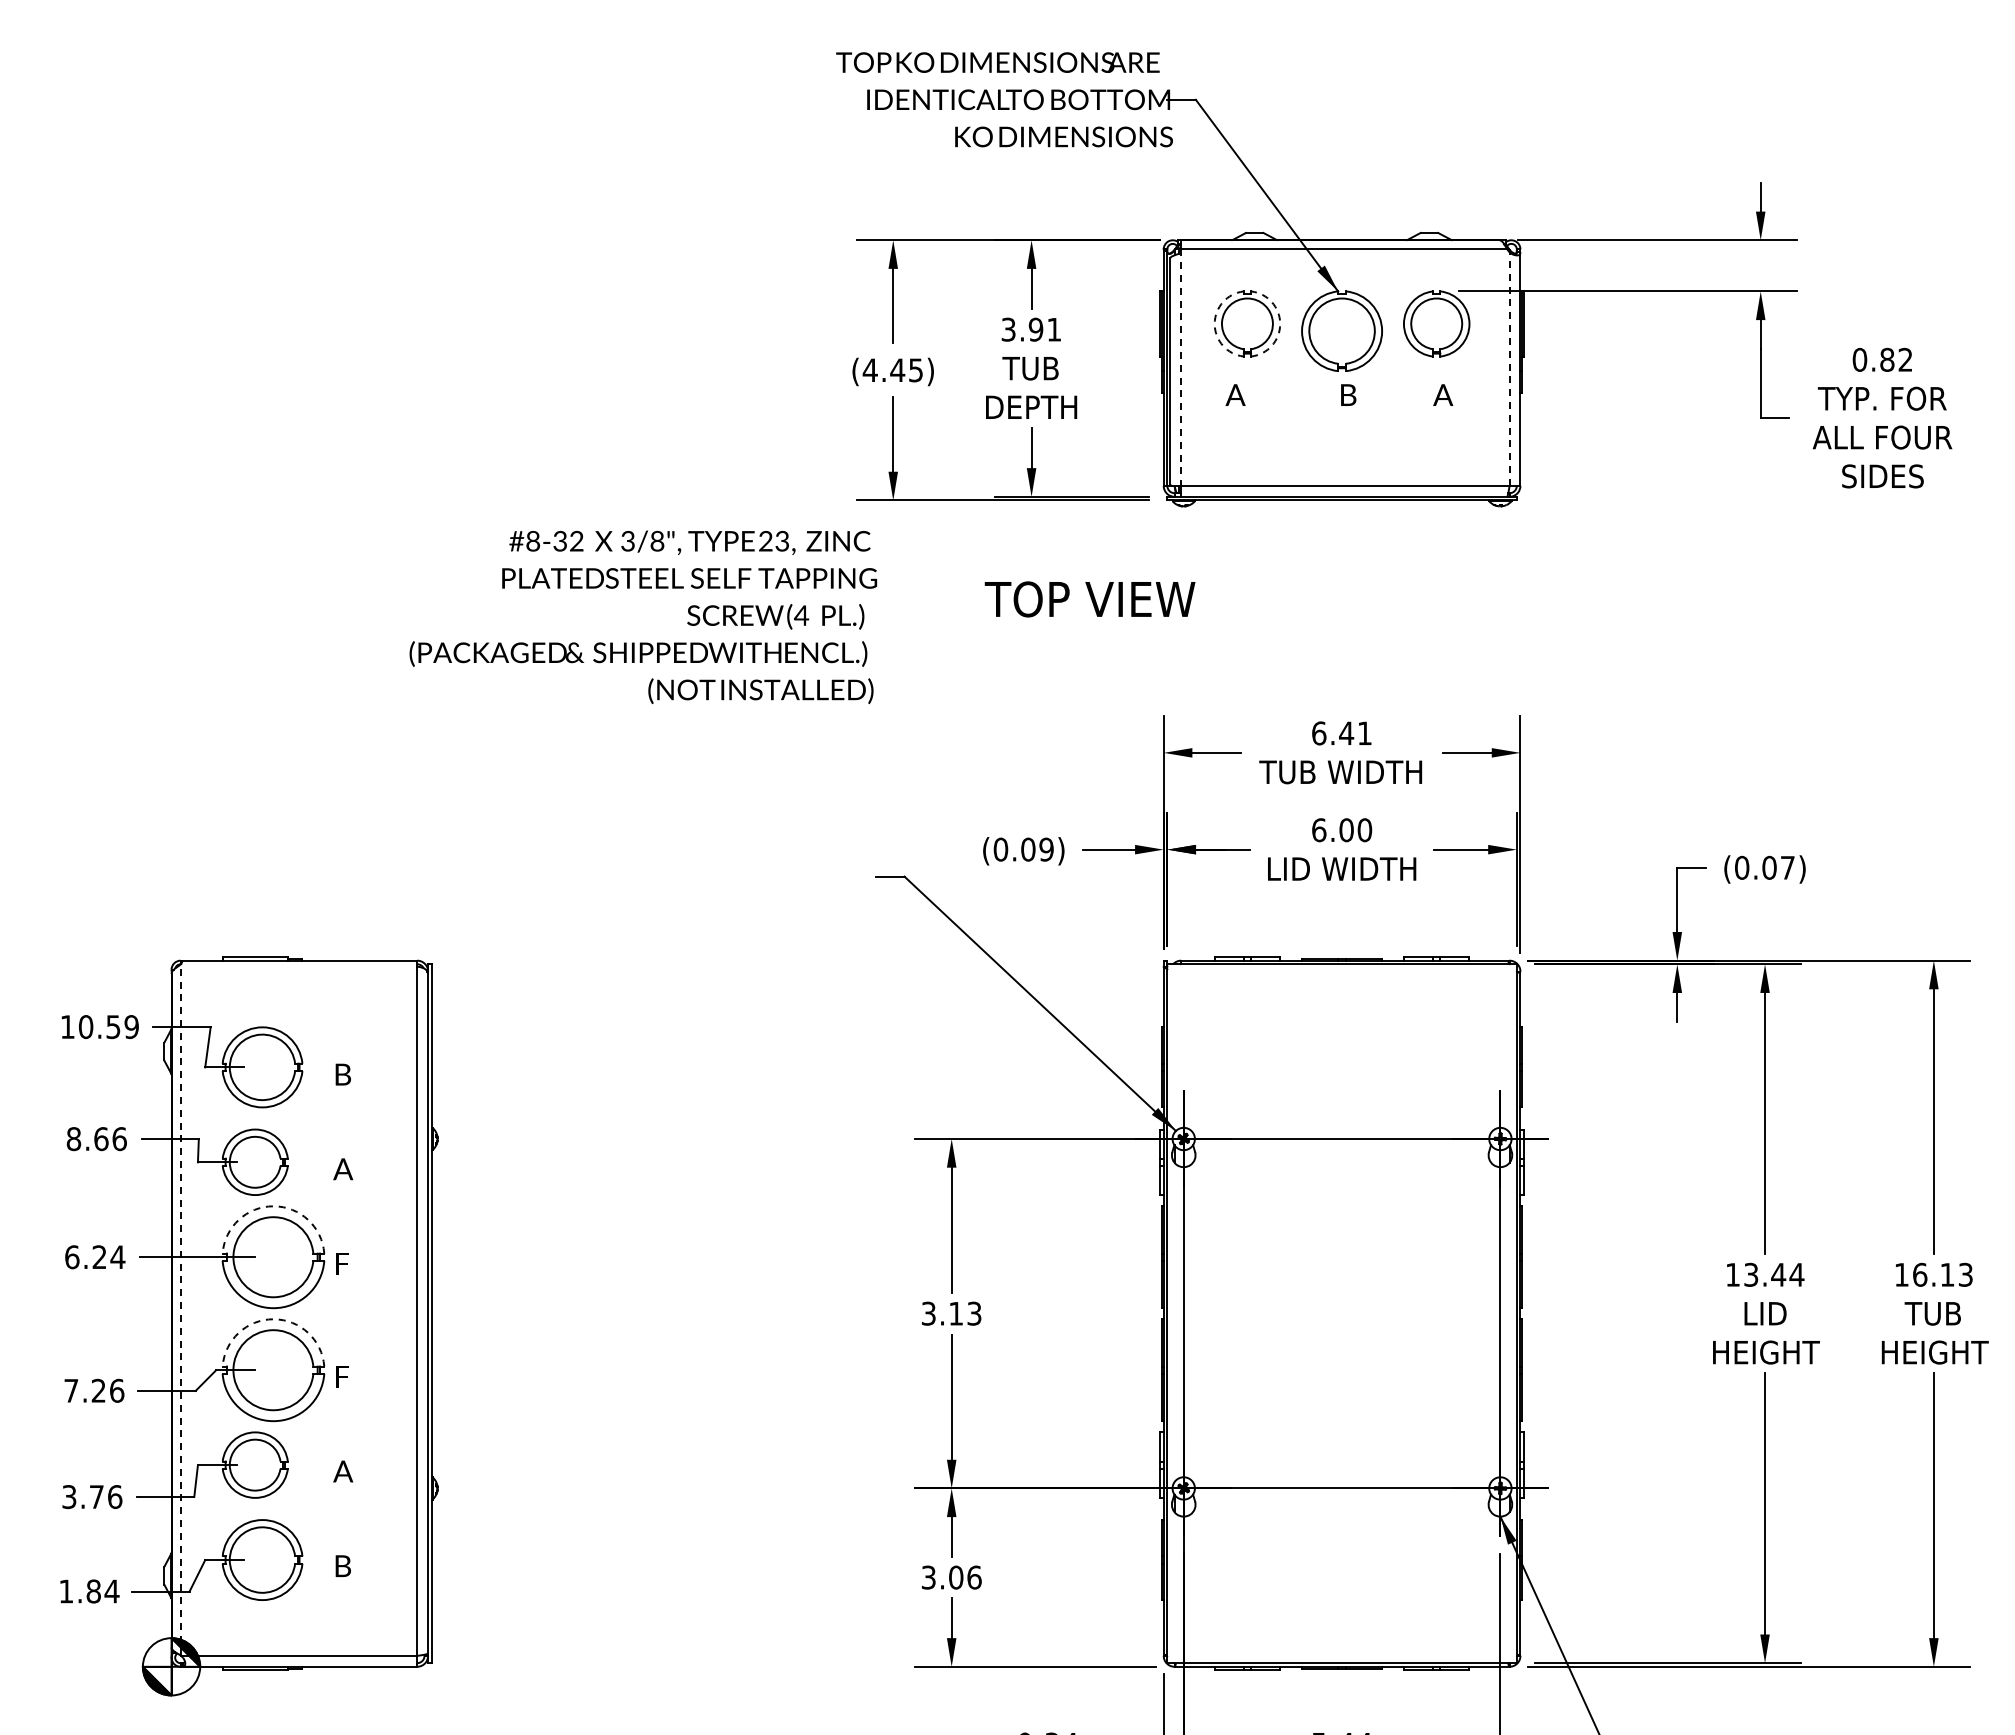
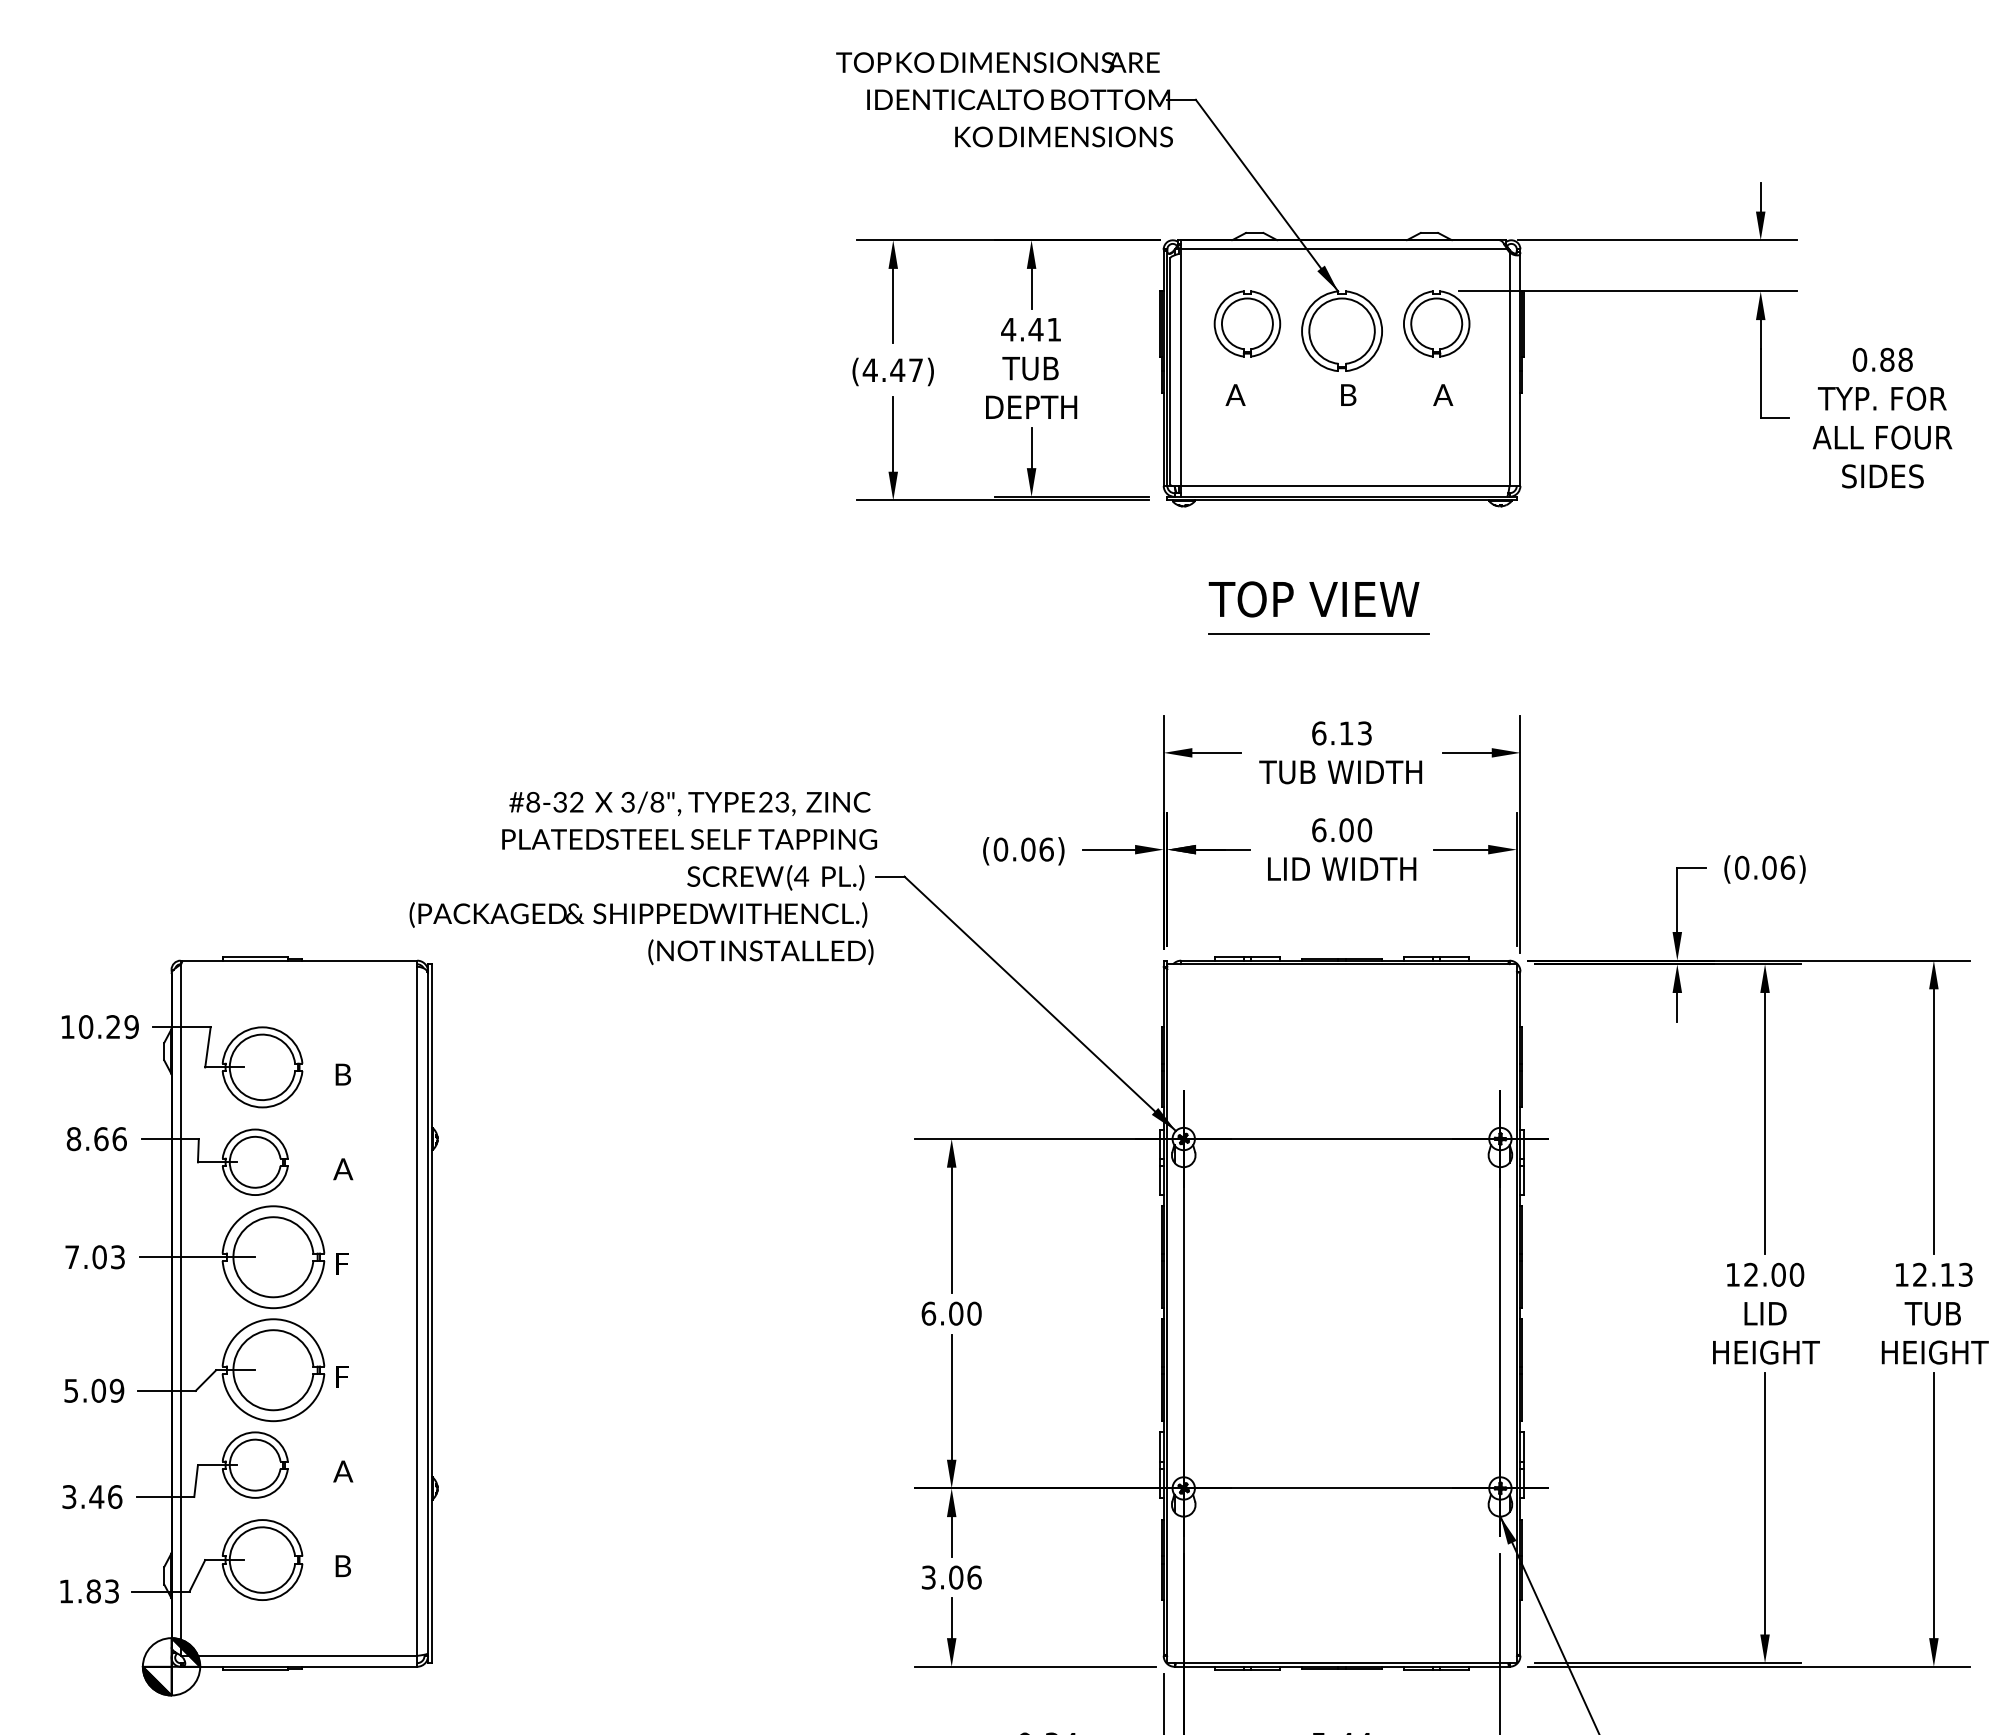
arc: dashed -> solid (1214, 323)
arc: dashed -> solid (1280, 323)
text: 3.91 -> 4.41 (1022, 329)
text: 0.82 -> 0.88 (1905, 359)
line: dashed -> solid (1181, 368)
line: dashed -> solid (1509, 369)
text: (4.45) -> (4.47) (915, 370)
text position: (1089, 599) -> (1313, 599) (1313, 599)
text position: (643, 617) -> (643, 878) (643, 878)
line: none -> present (1318, 634)
text: 6.41 -> 6.13 (1355, 733)
text: (0.09) -> (0.06) (1046, 849)
text: (0.07) -> (0.06) (1787, 867)
text: 10.59 -> 10.29 (113, 1027)
arc: dashed -> solid (273, 1206)
text: 6.24 -> 7.03 (95, 1257)
text: 13.44 -> 12.00 (1774, 1274)
text: 16.13 -> 12.13 (1920, 1274)
line: dashed -> solid (180, 1309)
text: 3.13 -> 6.00 (951, 1313)
arc: dashed -> solid (273, 1319)
text: 7.26 -> 5.09 (94, 1390)
text: 3.76 -> 3.46 (96, 1496)
text: 1.84 -> 1.83 (111, 1591)
